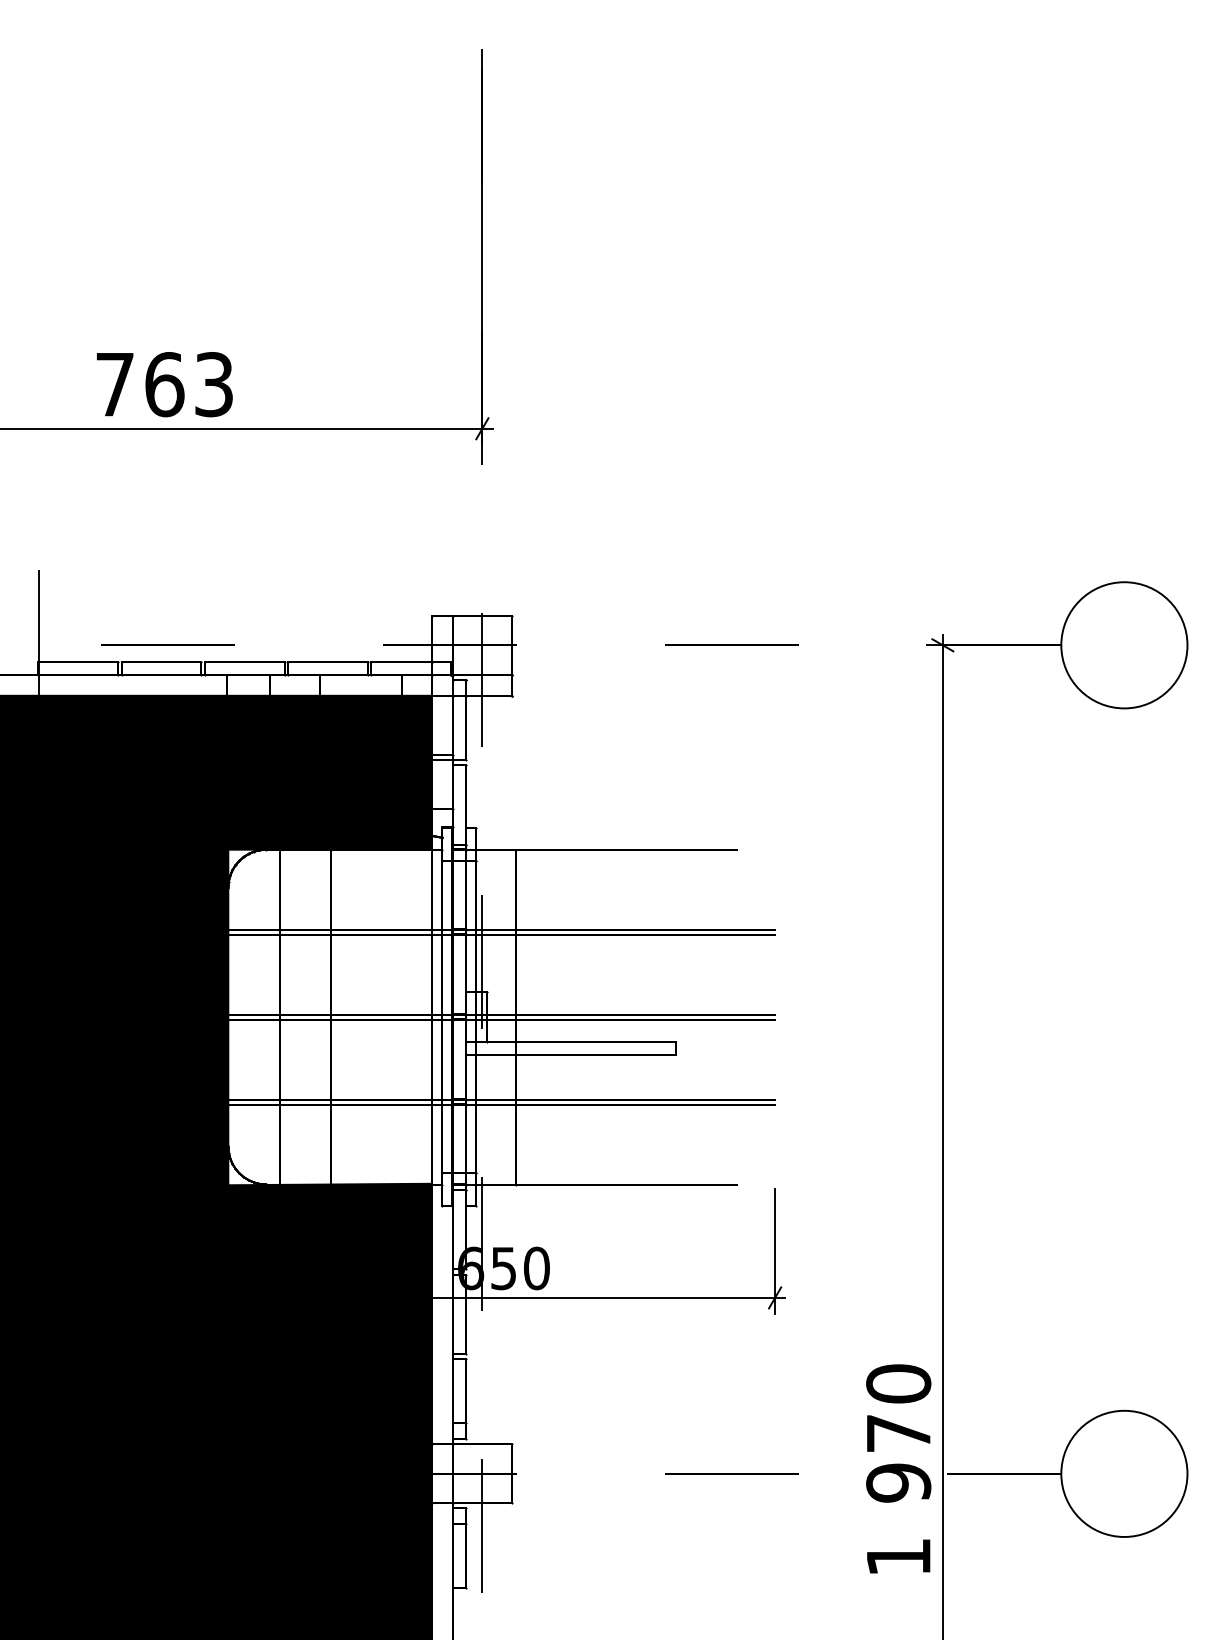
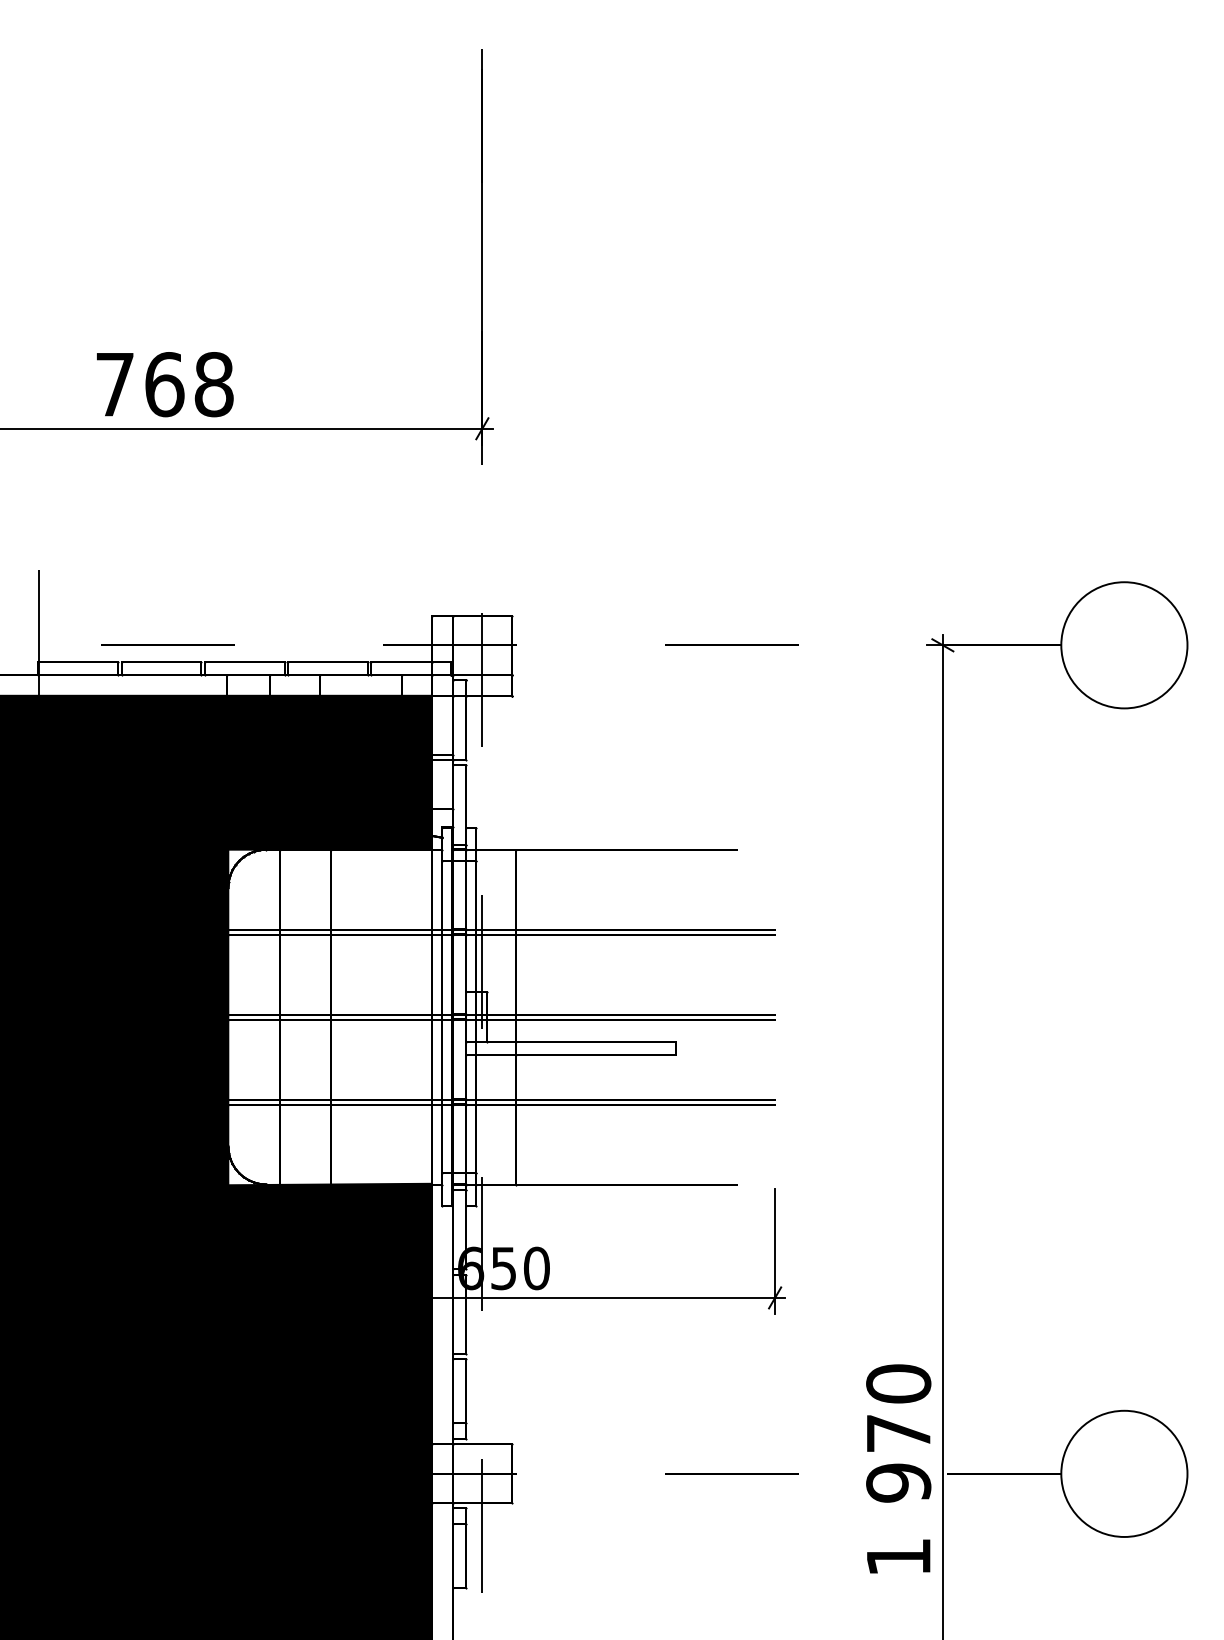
text: 763 -> 768 (213, 384)
